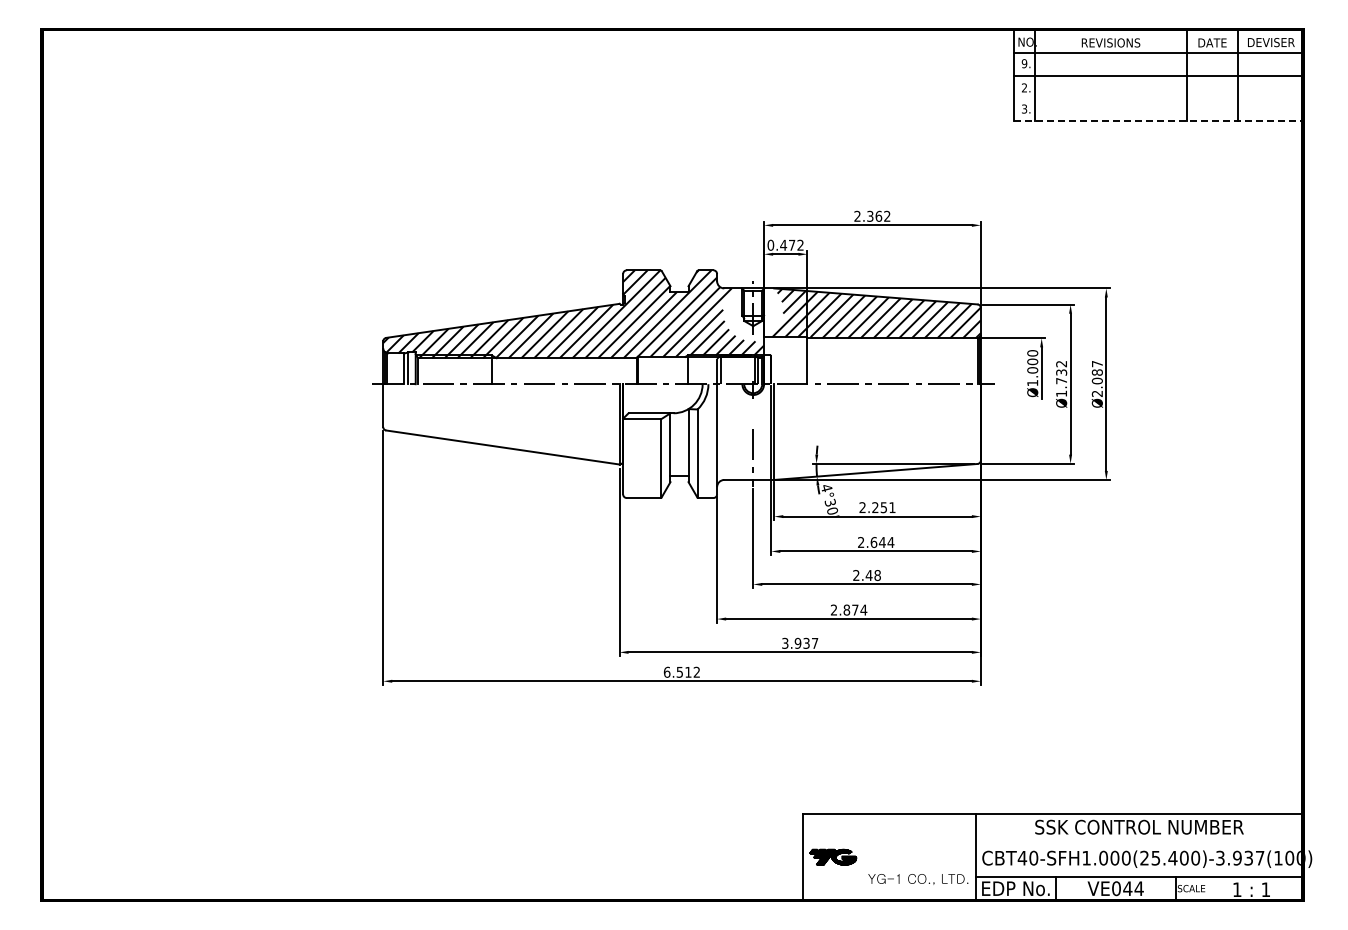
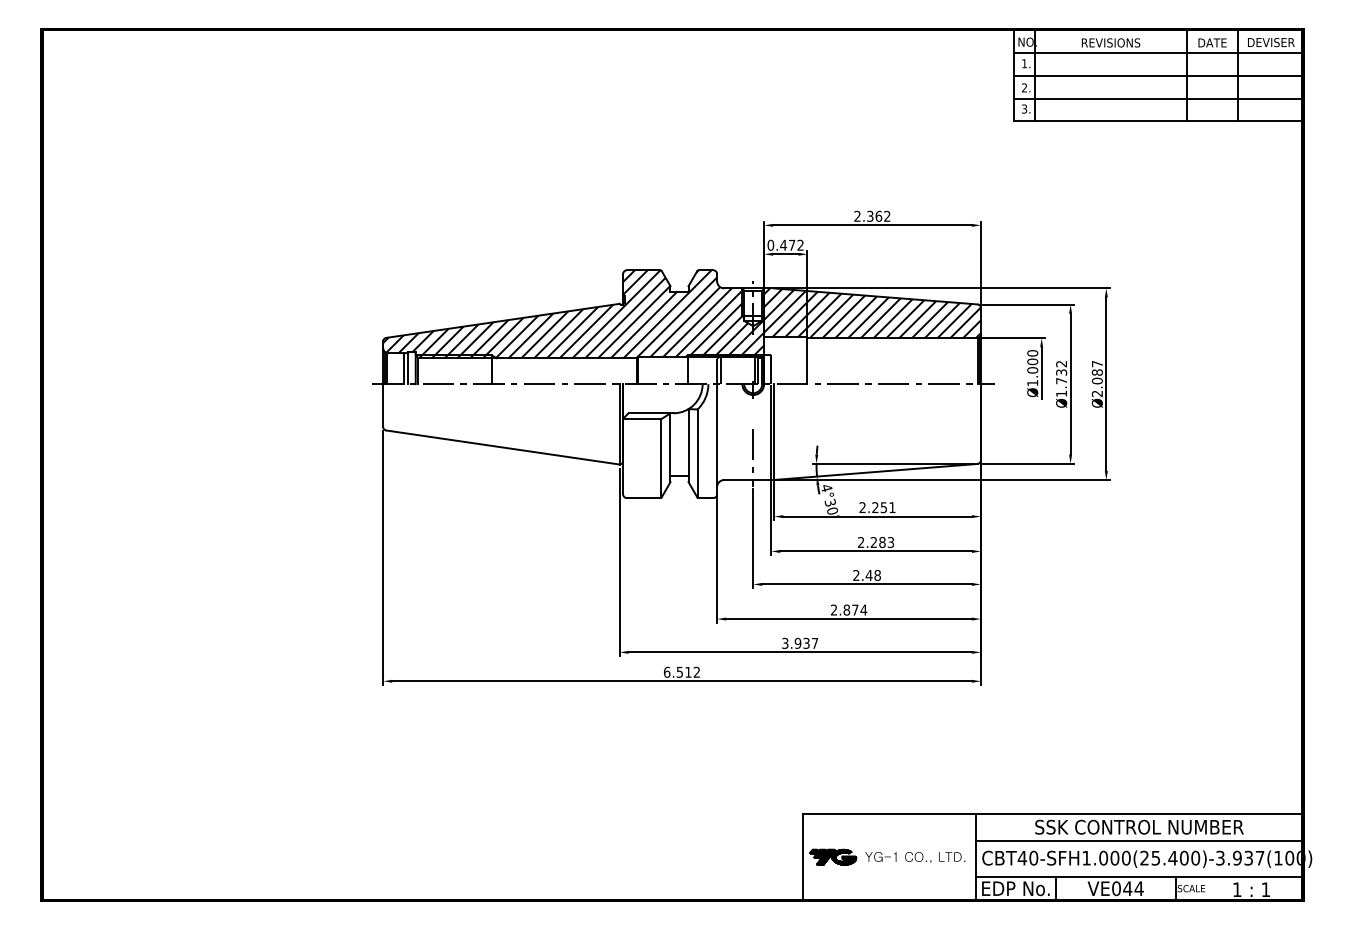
text: 9. -> 1. (1024, 63)
line: none -> present (1157, 98)
line: dashed -> solid (1158, 121)
hatch: none -> present (753, 314)
text: 2.644 -> 2.283 (882, 542)
line: none -> present (1138, 840)
text position: (918, 879) -> (915, 857) (915, 857)
